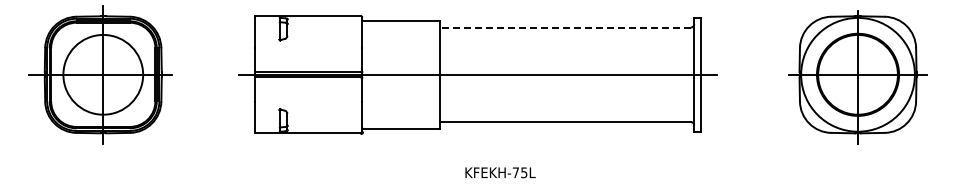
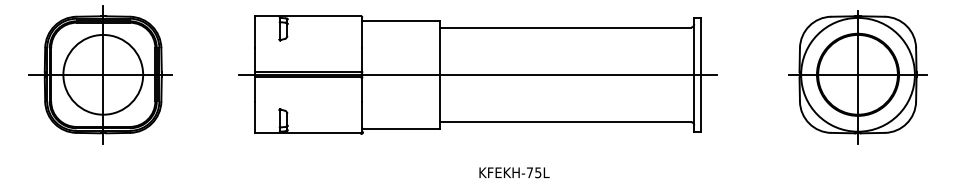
line: dashed -> solid (565, 27)
text position: (500, 172) -> (514, 172) (514, 172)
